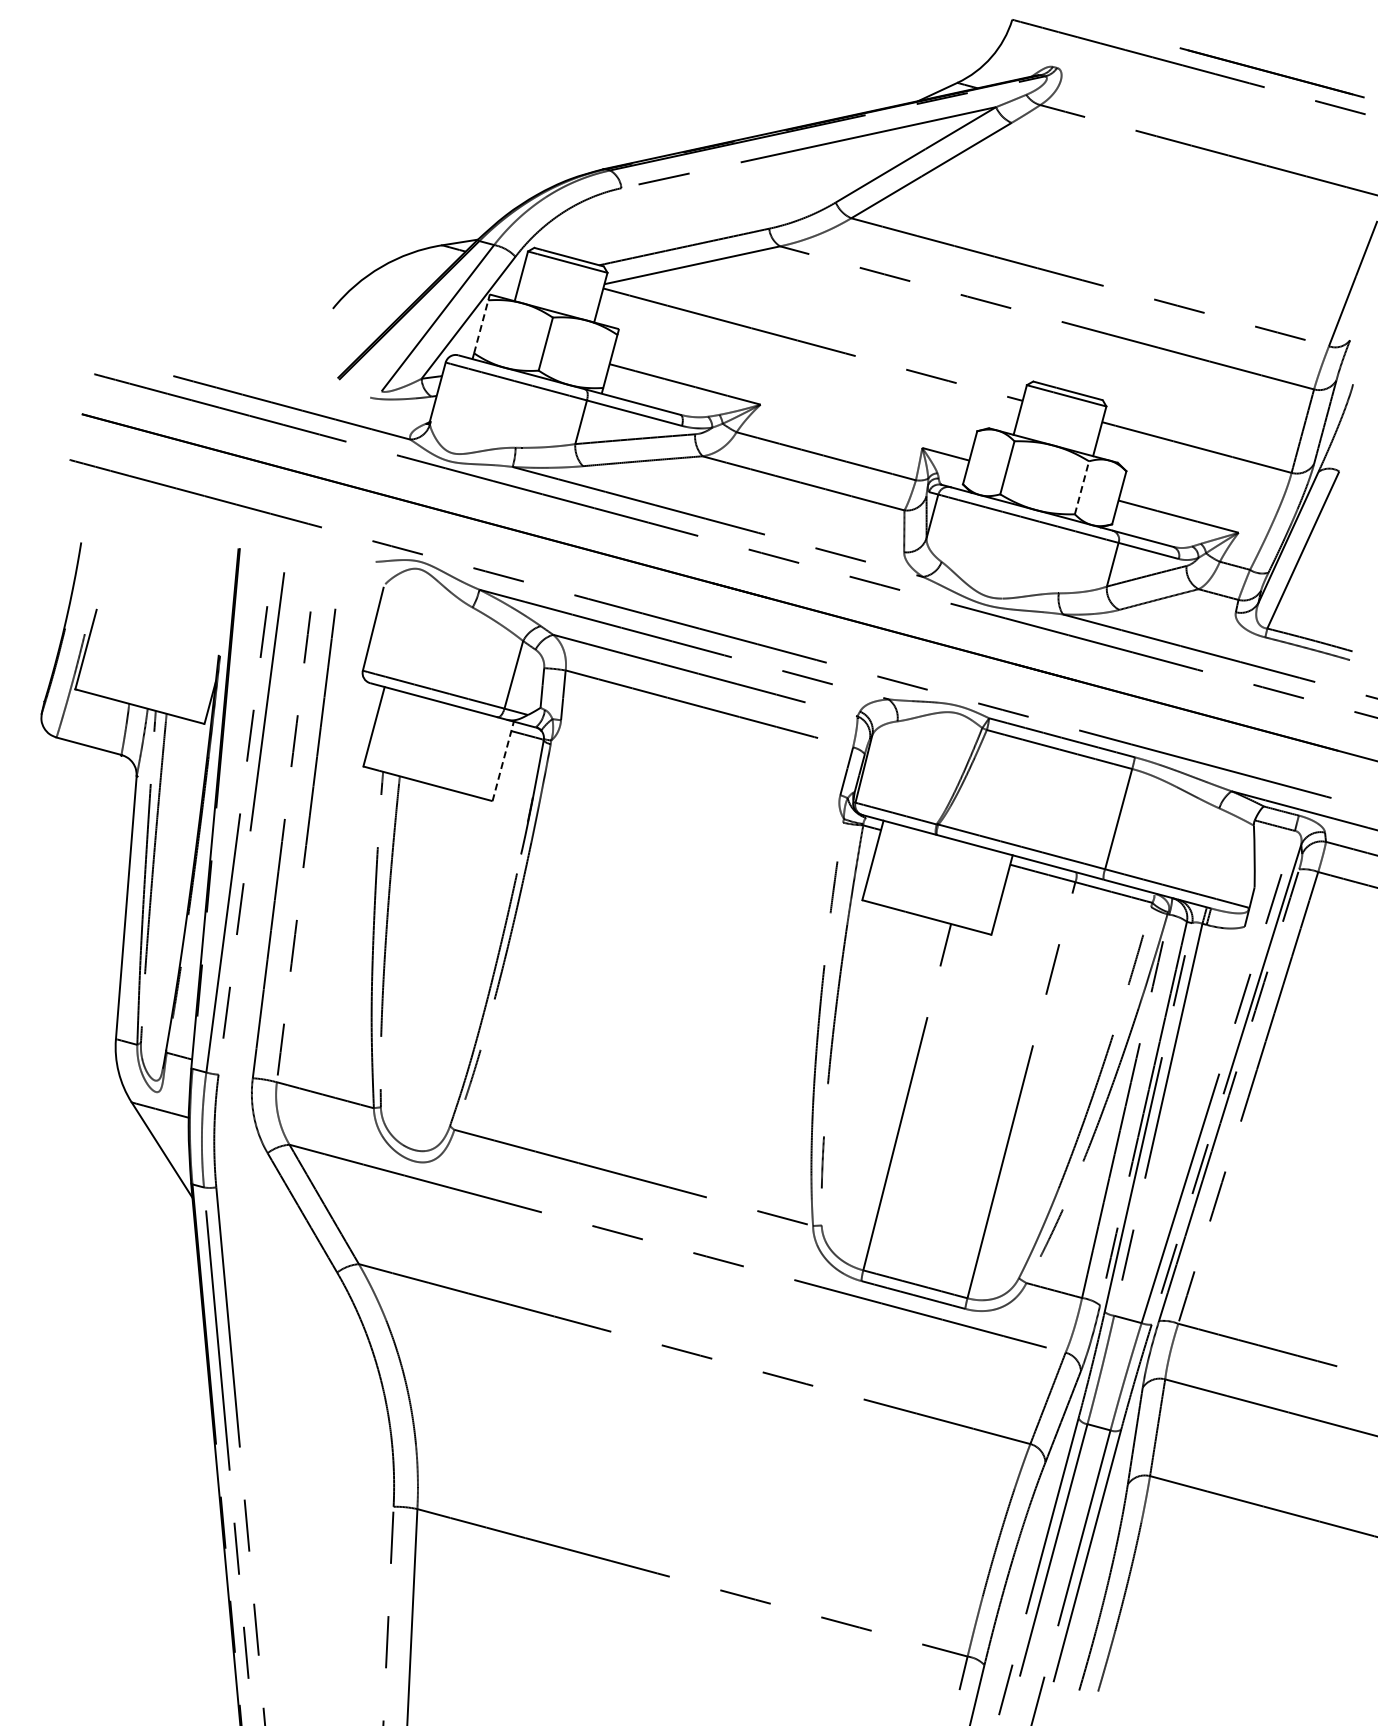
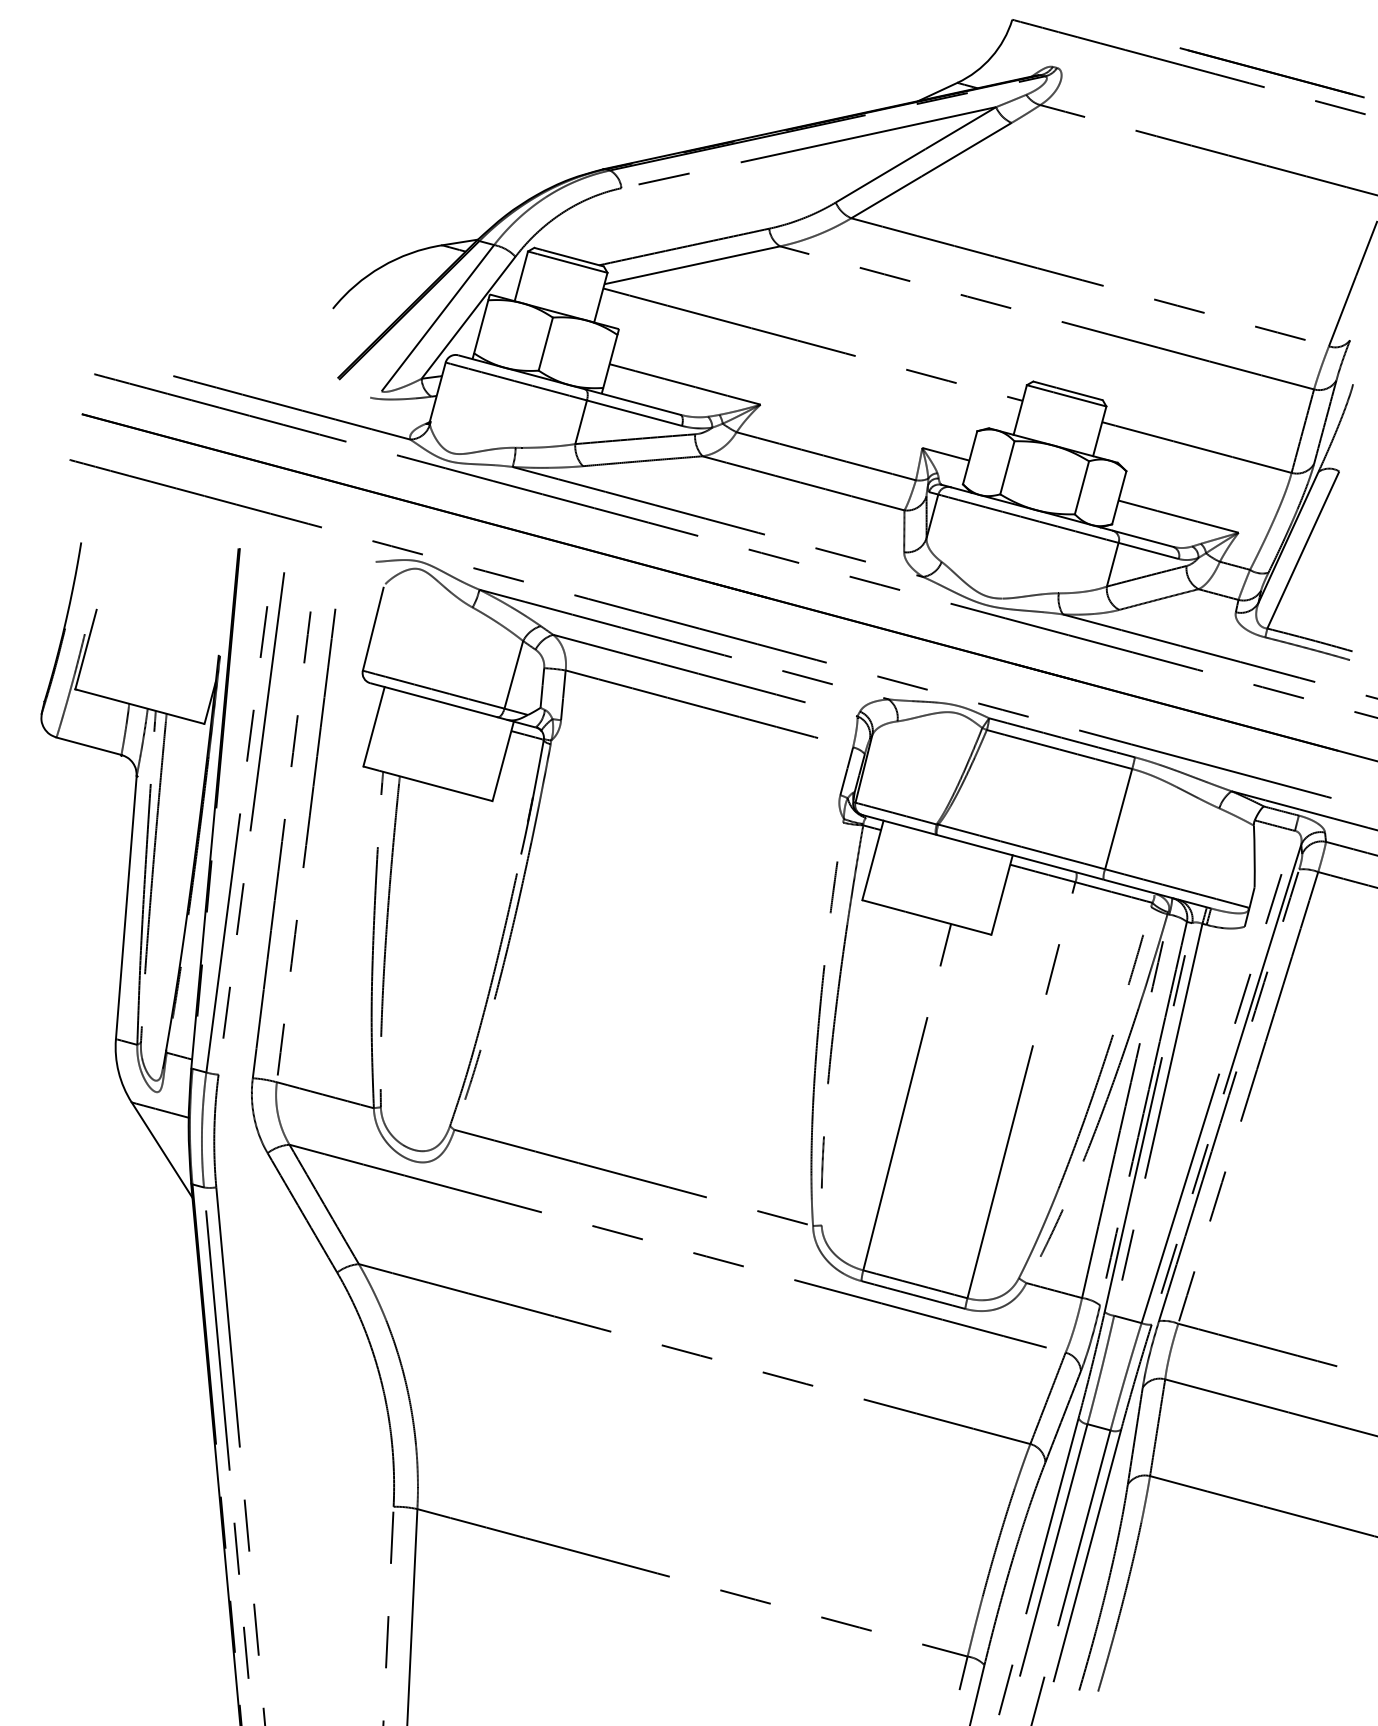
line: dashed -> solid (481, 326)
line: dashed -> solid (1082, 487)
line: dashed -> solid (503, 760)
